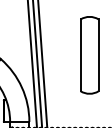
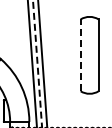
line: solid -> dashed (80, 55)
line: solid -> dashed (37, 63)
